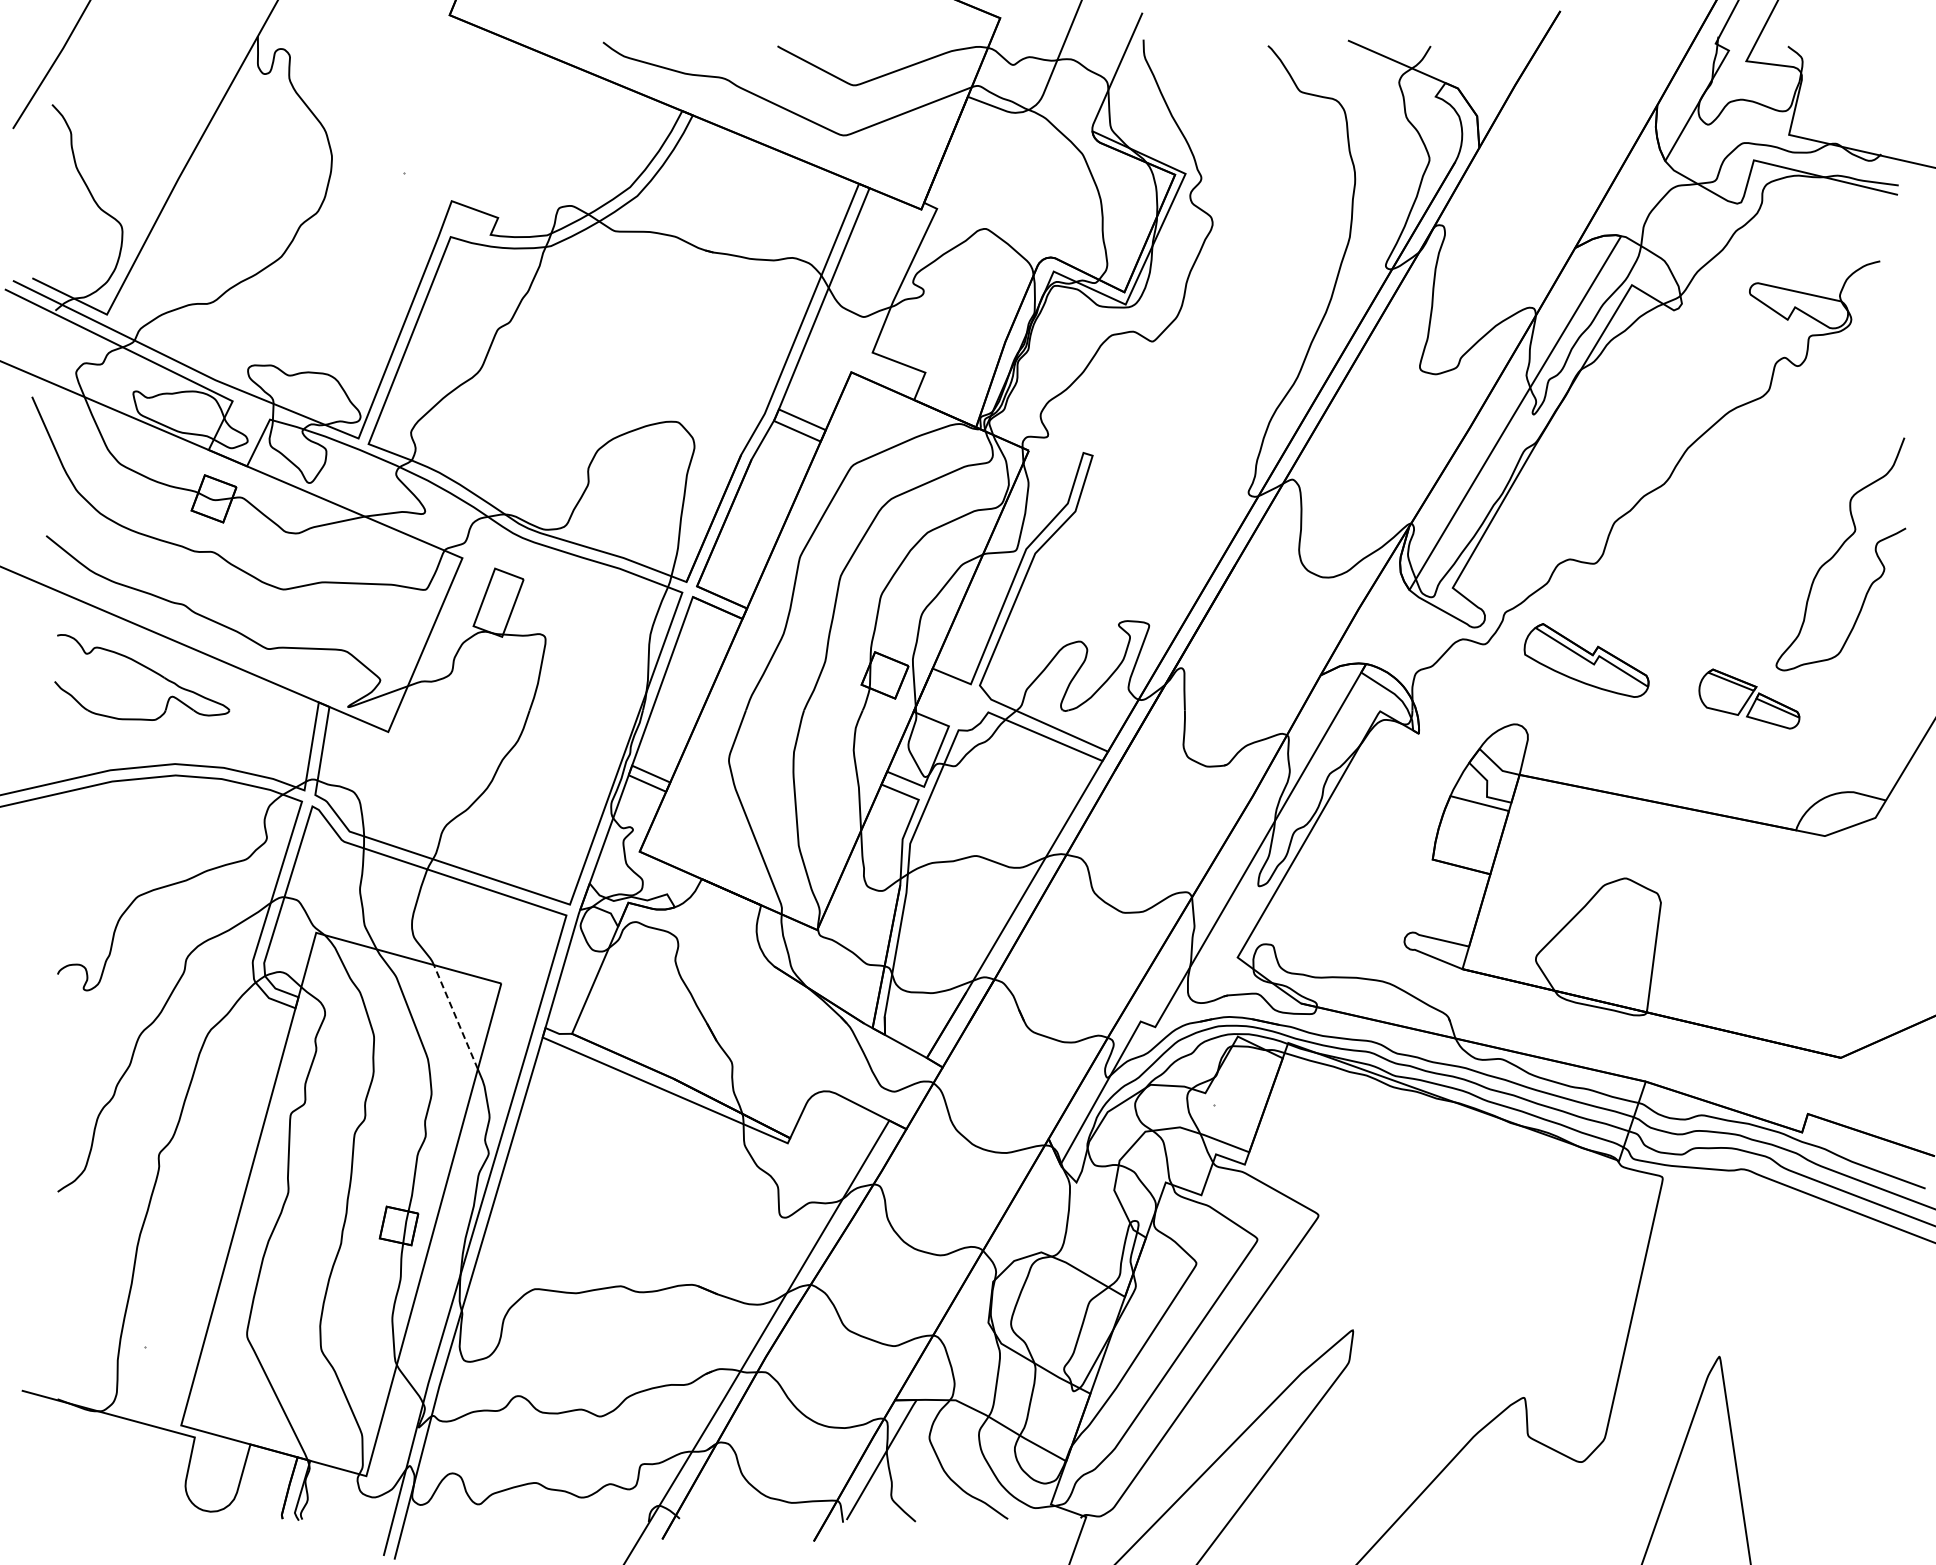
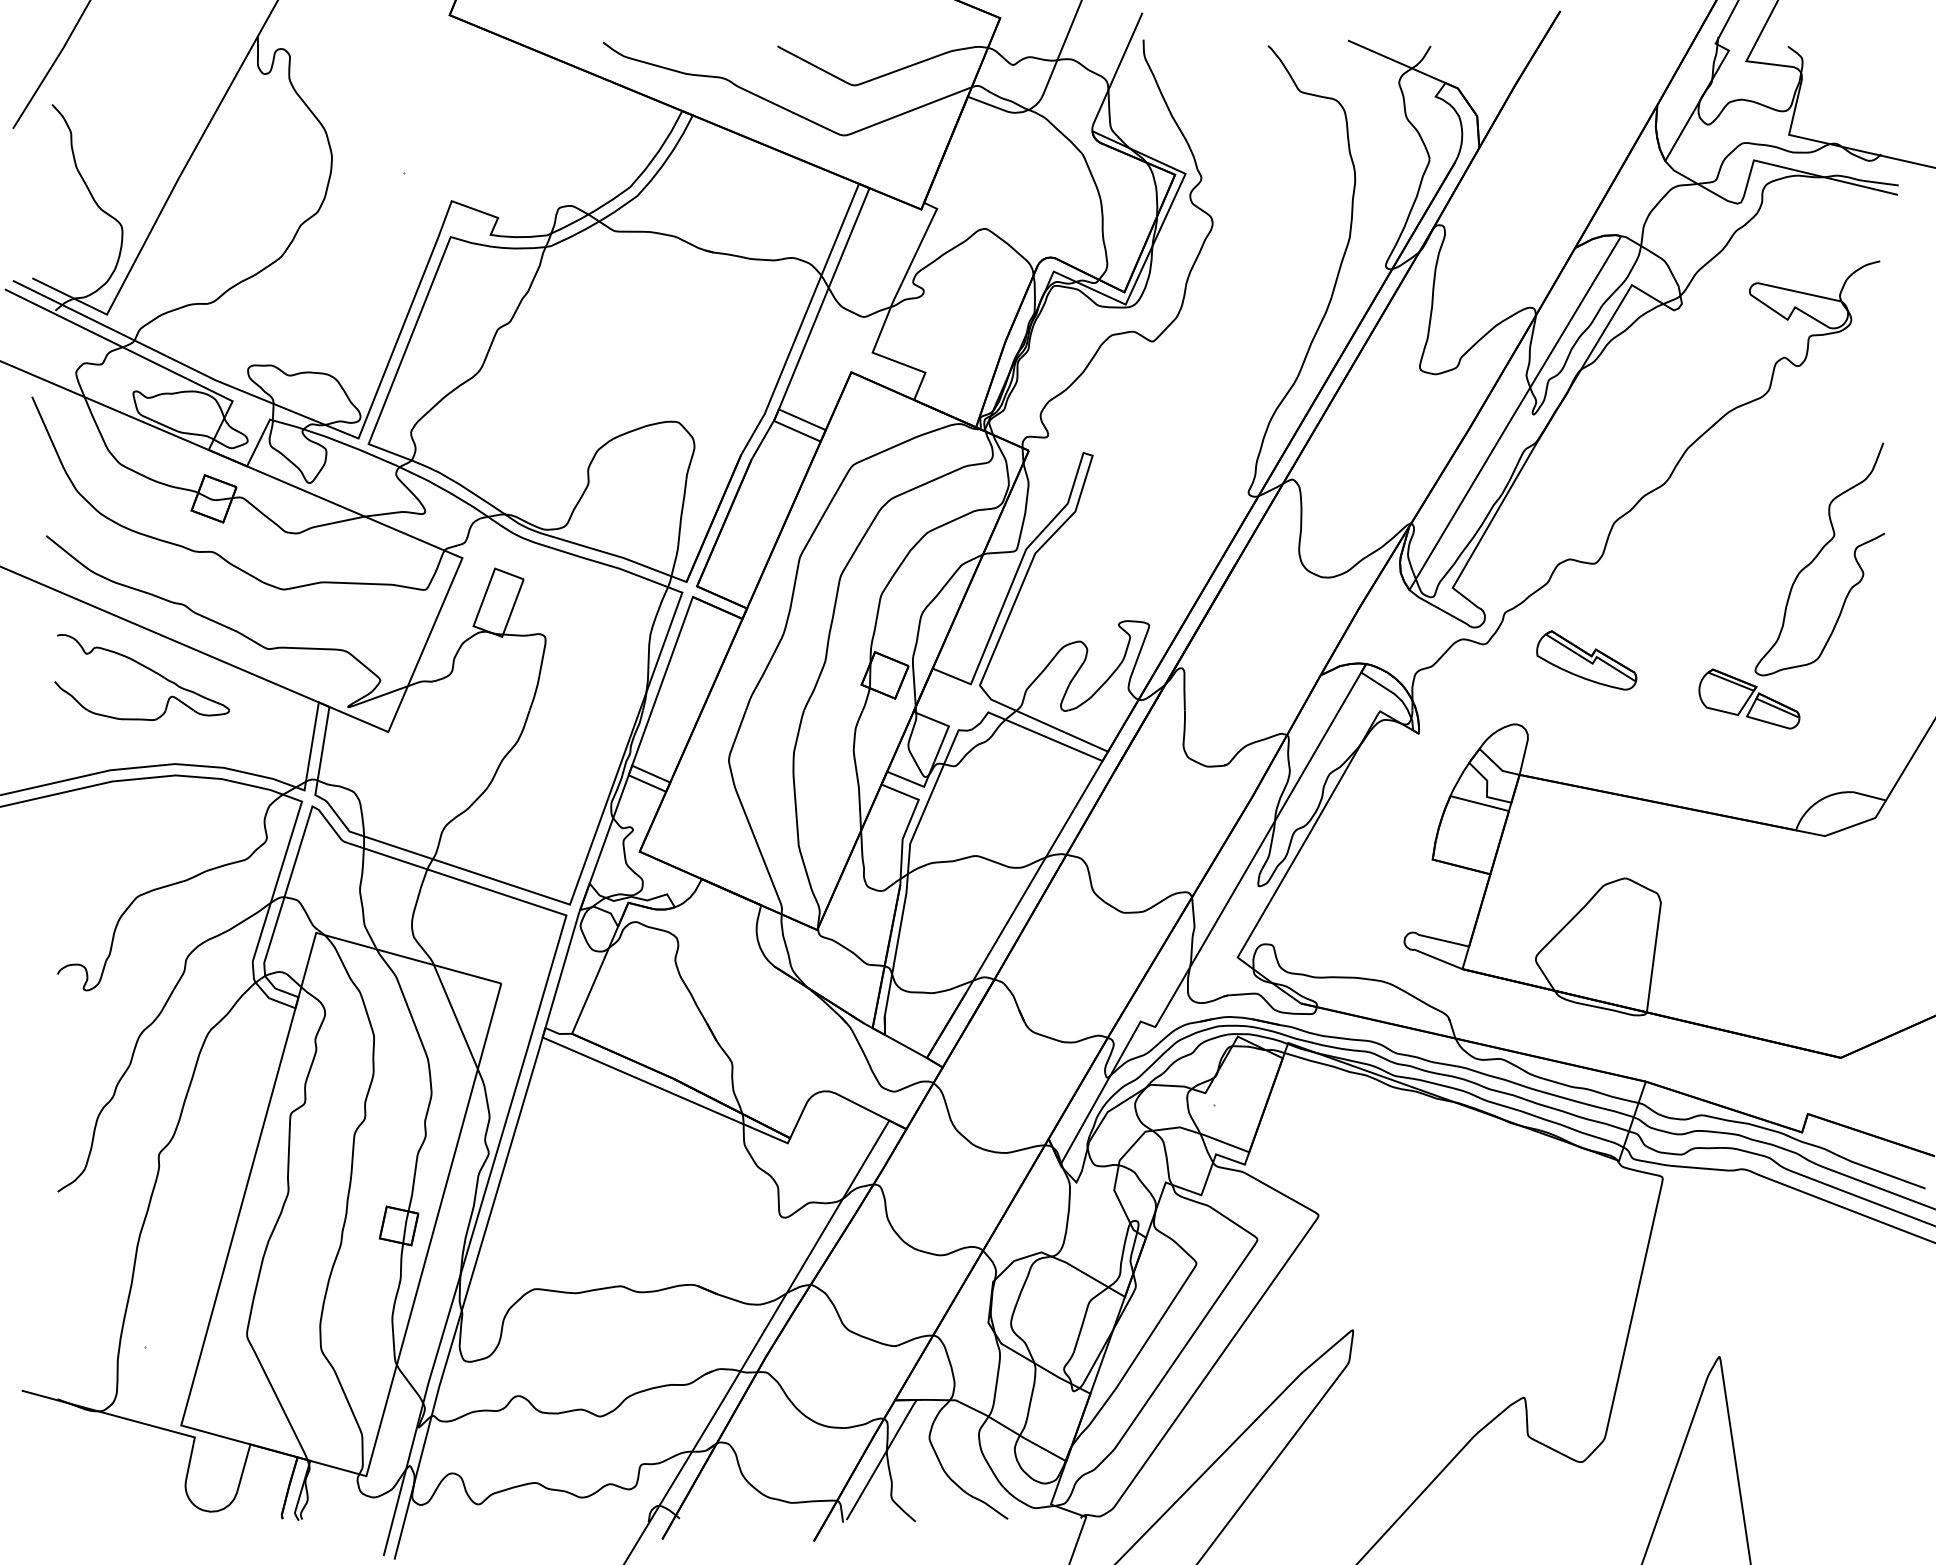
curve position: (1837, 553) -> (1816, 558) (1816, 558)
part size: 127x75 px -> 102x61 px (1586, 660)
line: dashed -> solid (455, 1016)
